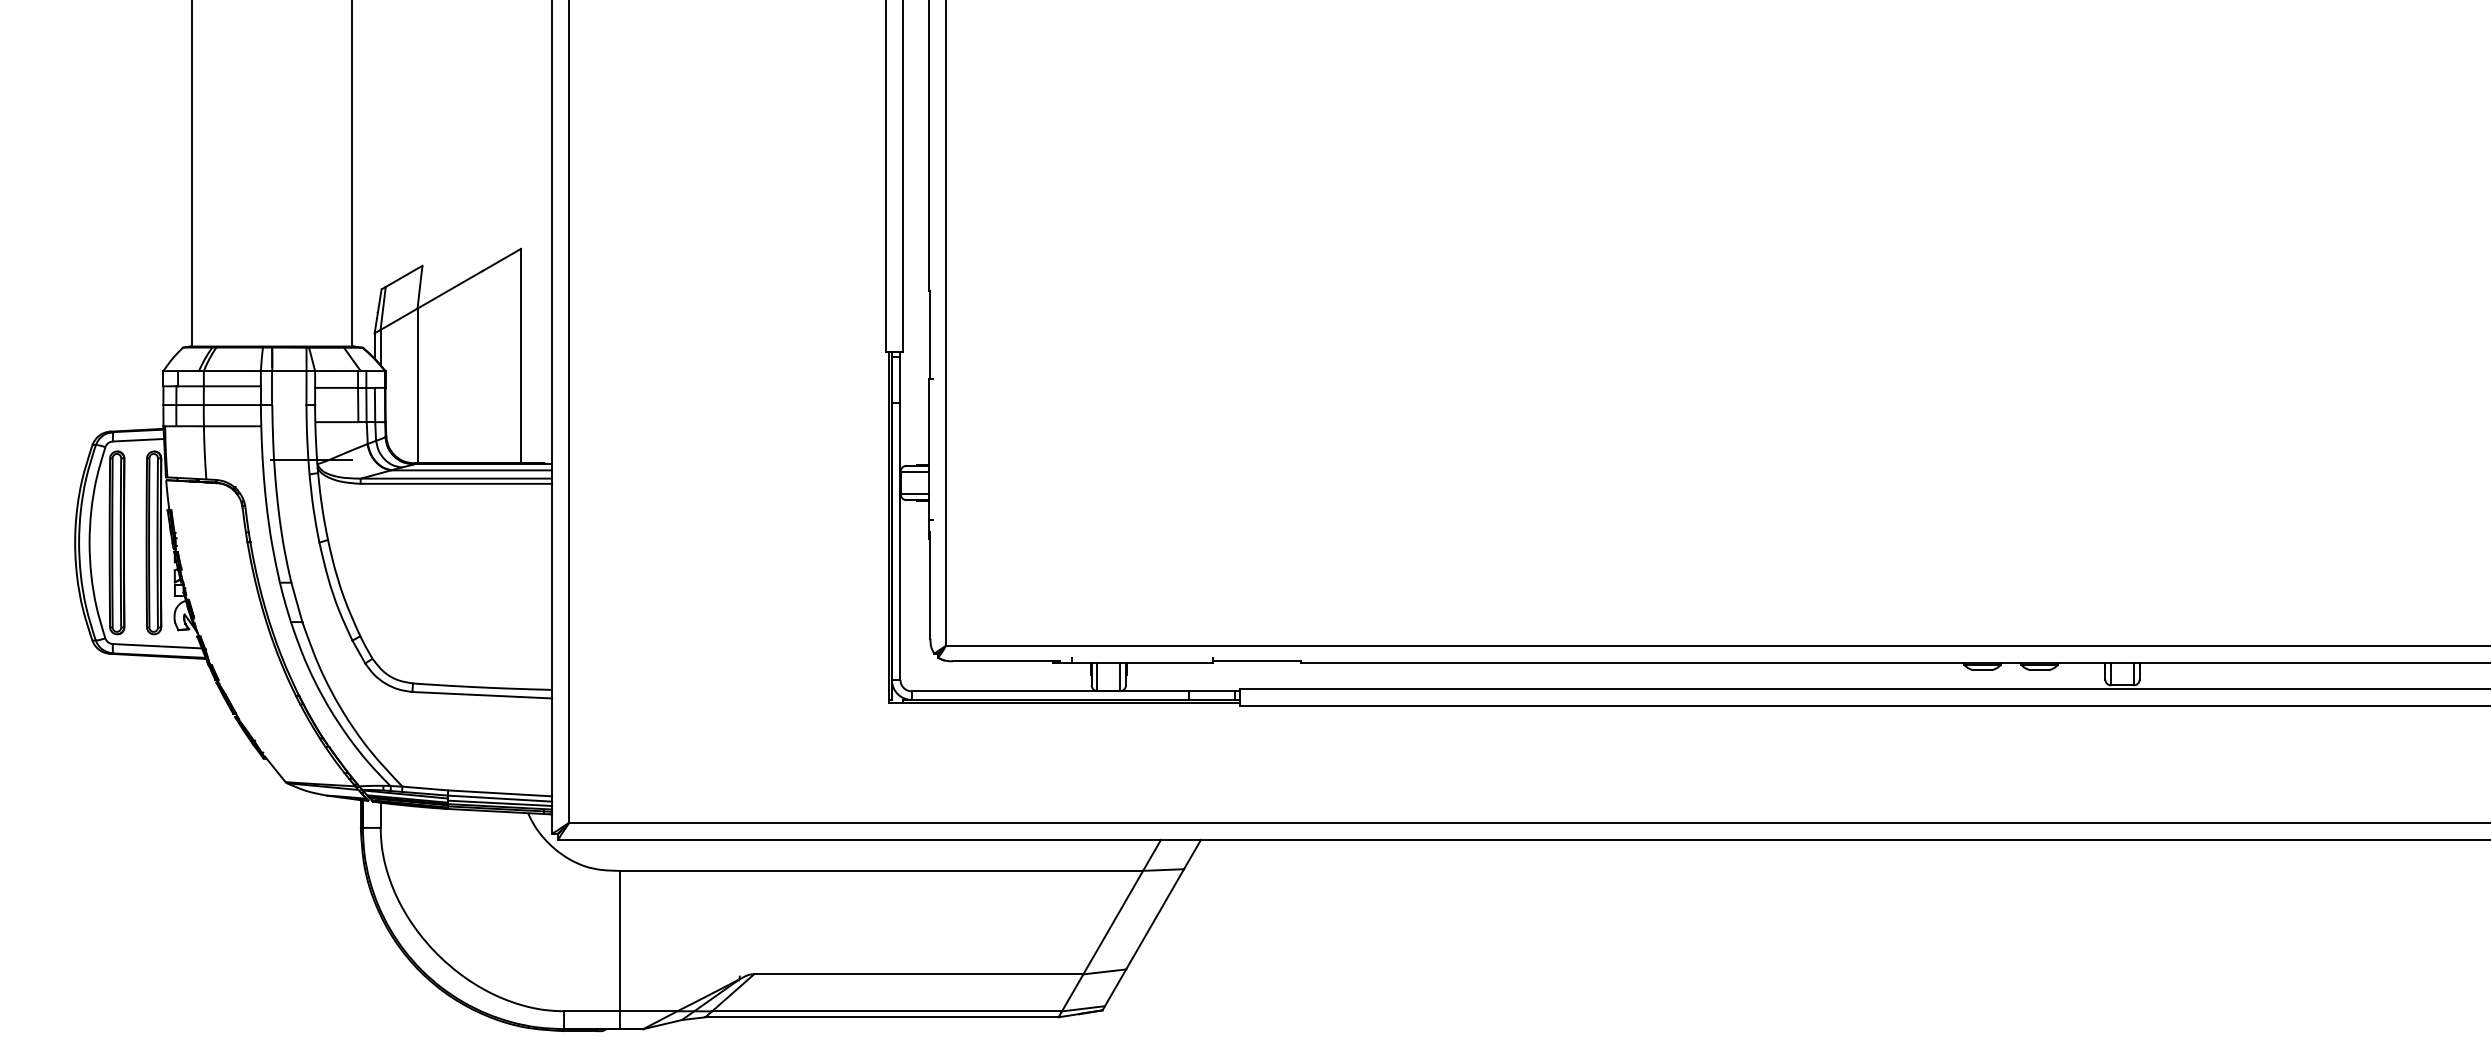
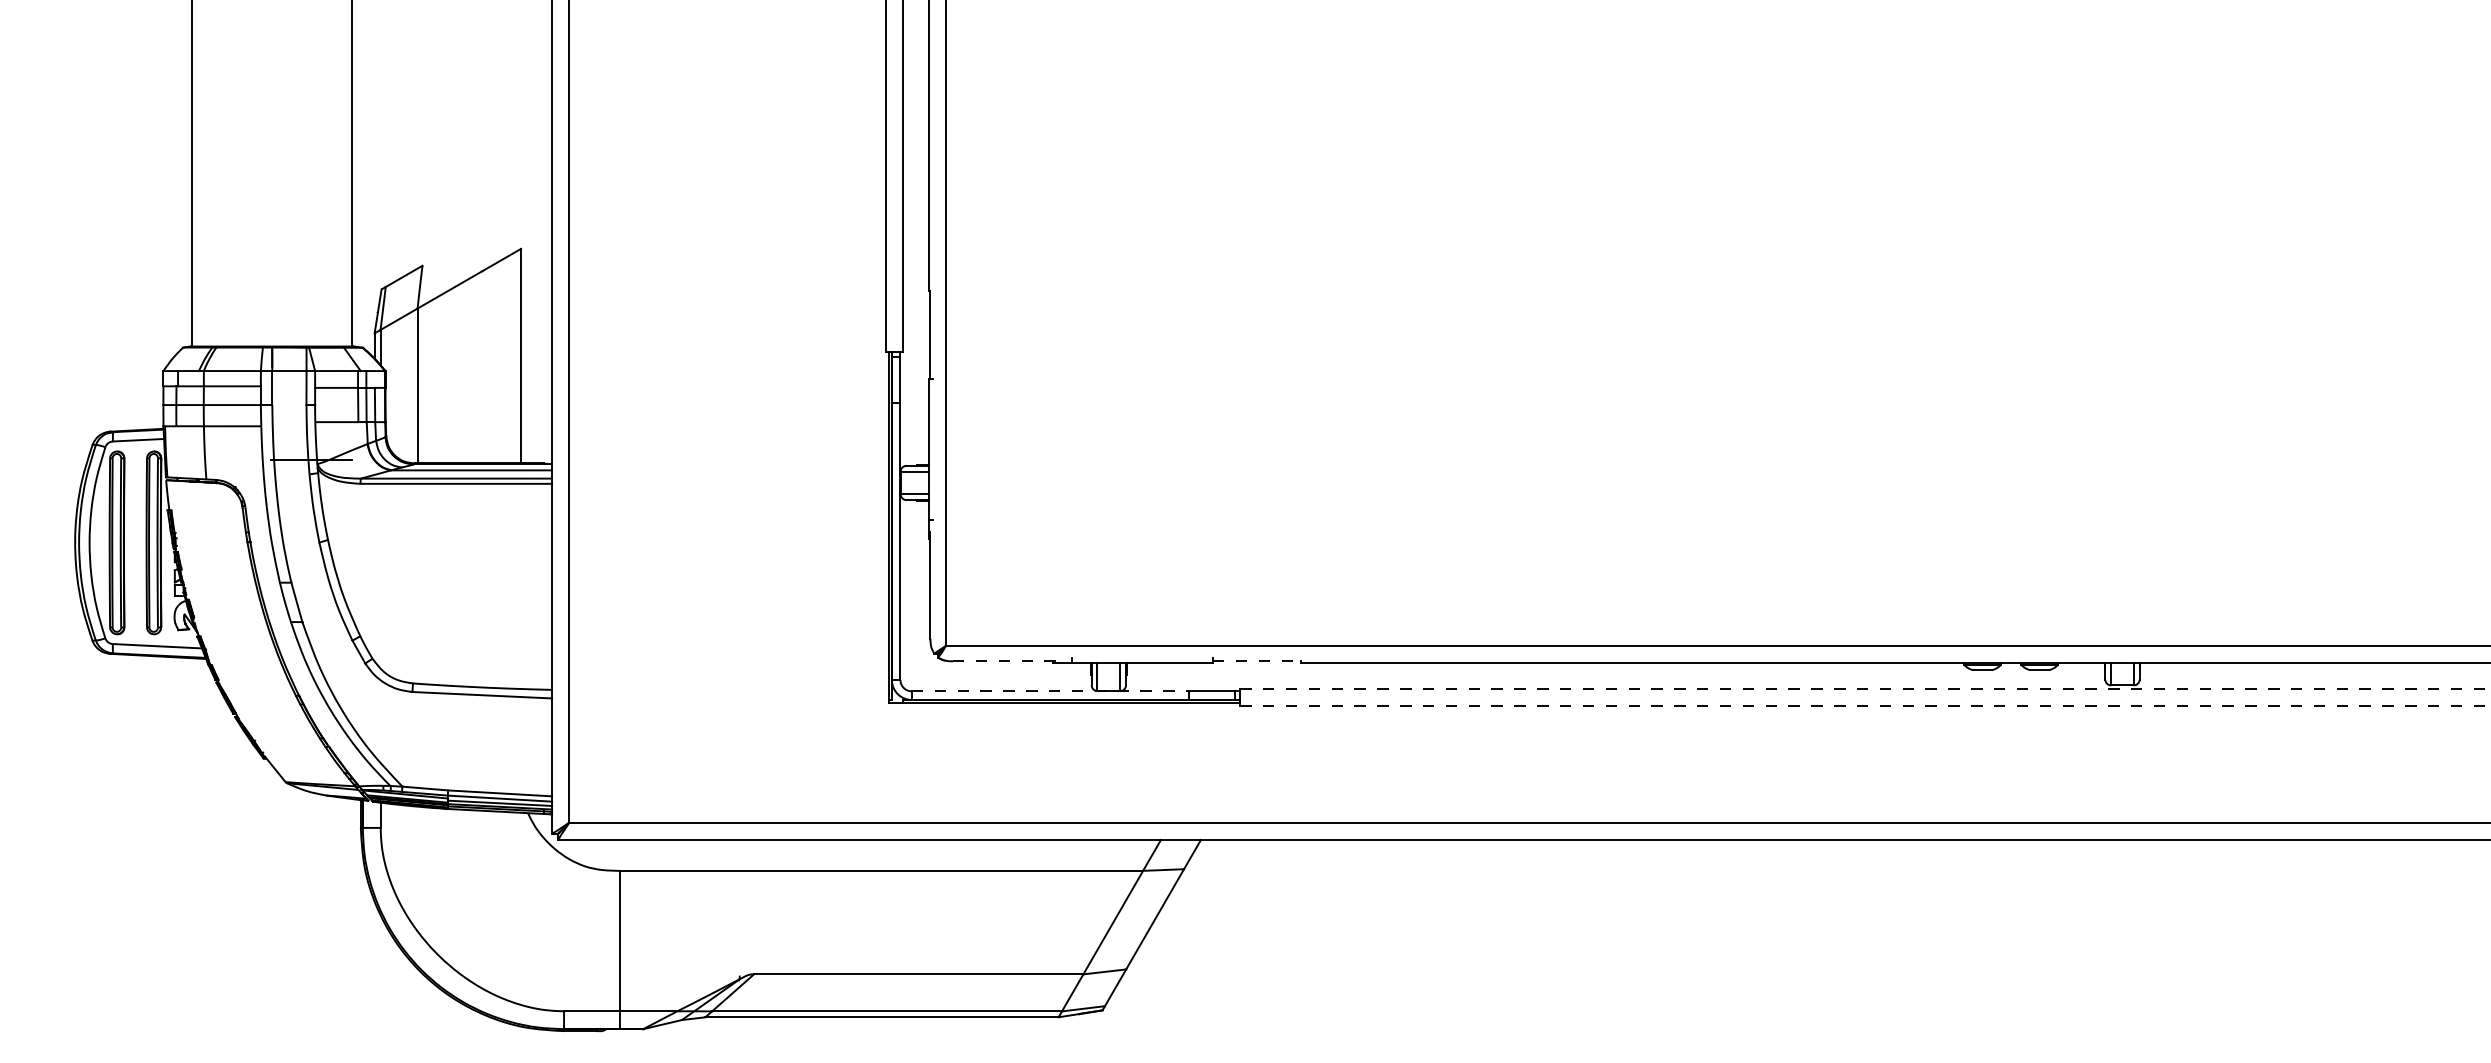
line: solid -> dashed (1006, 661)
line: solid -> dashed (1257, 661)
line: solid -> dashed (1866, 688)
line: solid -> dashed (1050, 691)
line: solid -> dashed (1865, 705)
